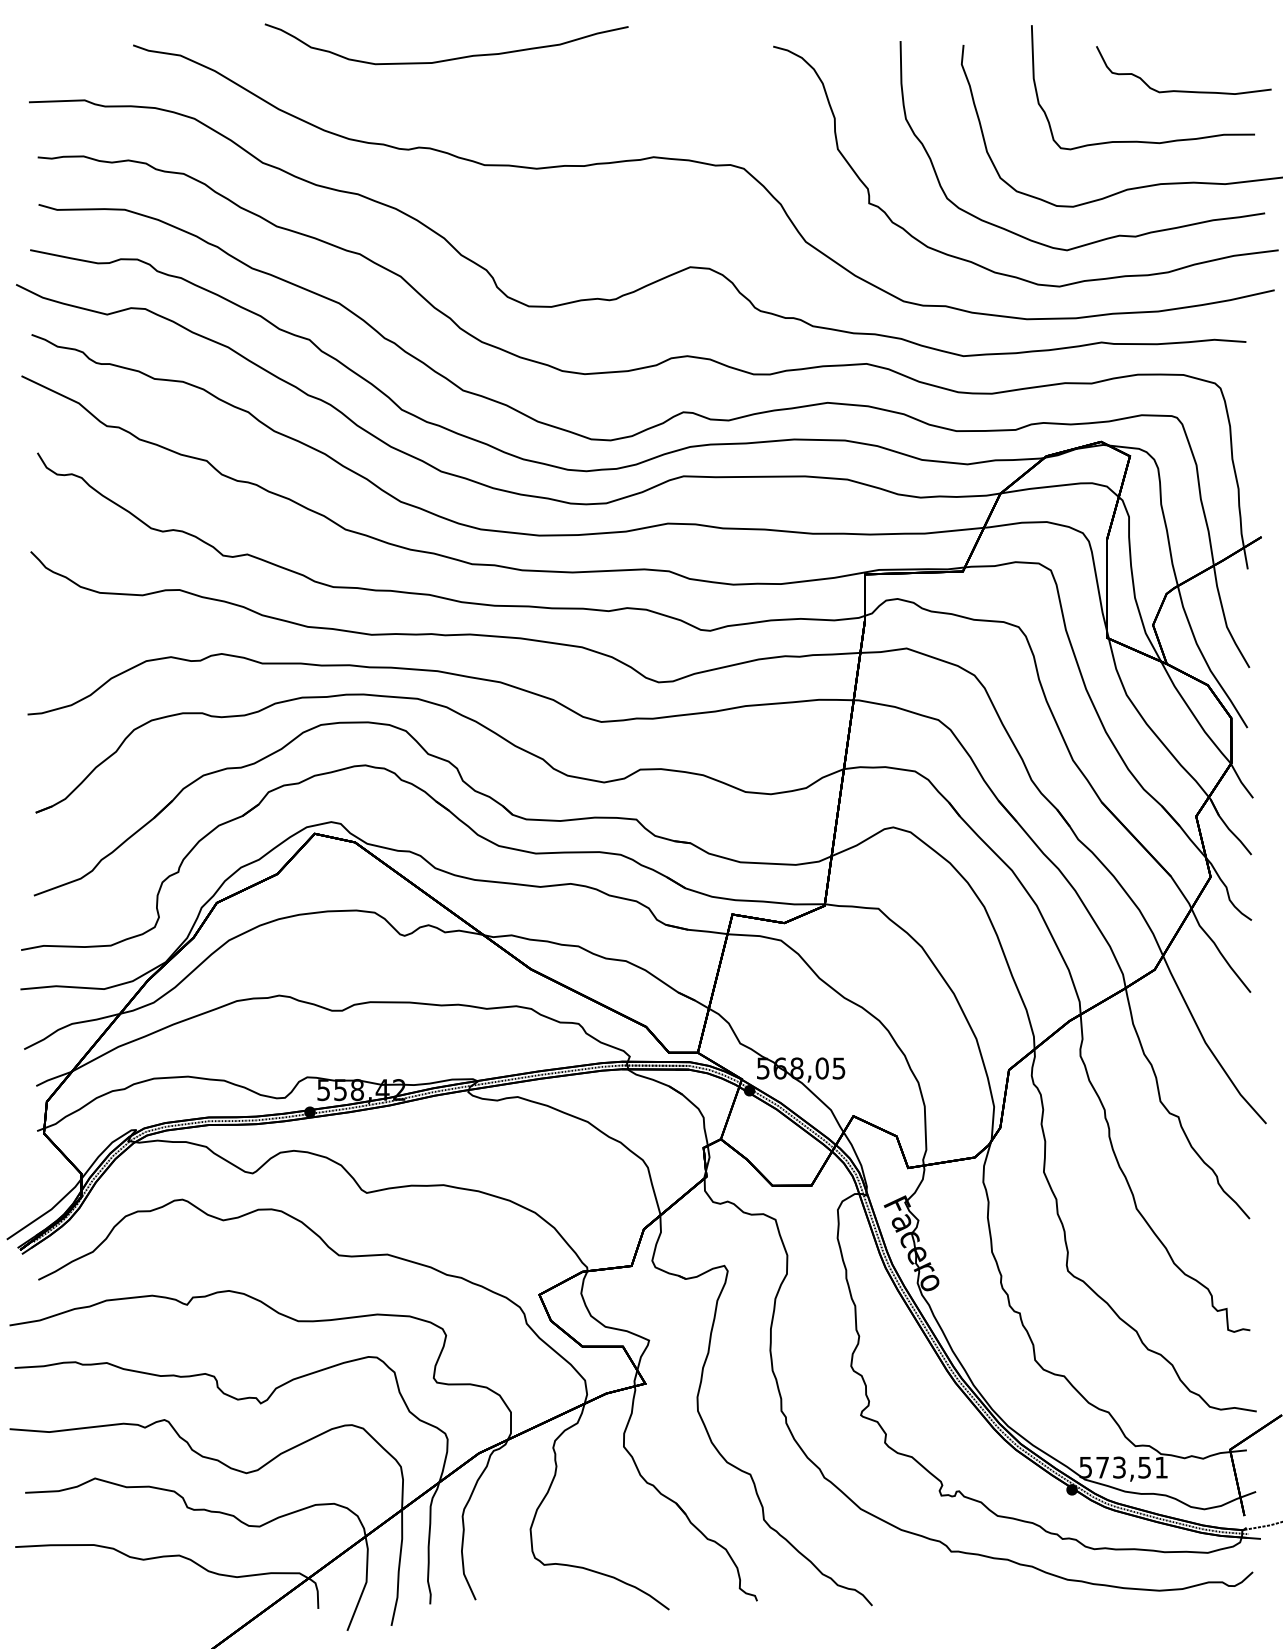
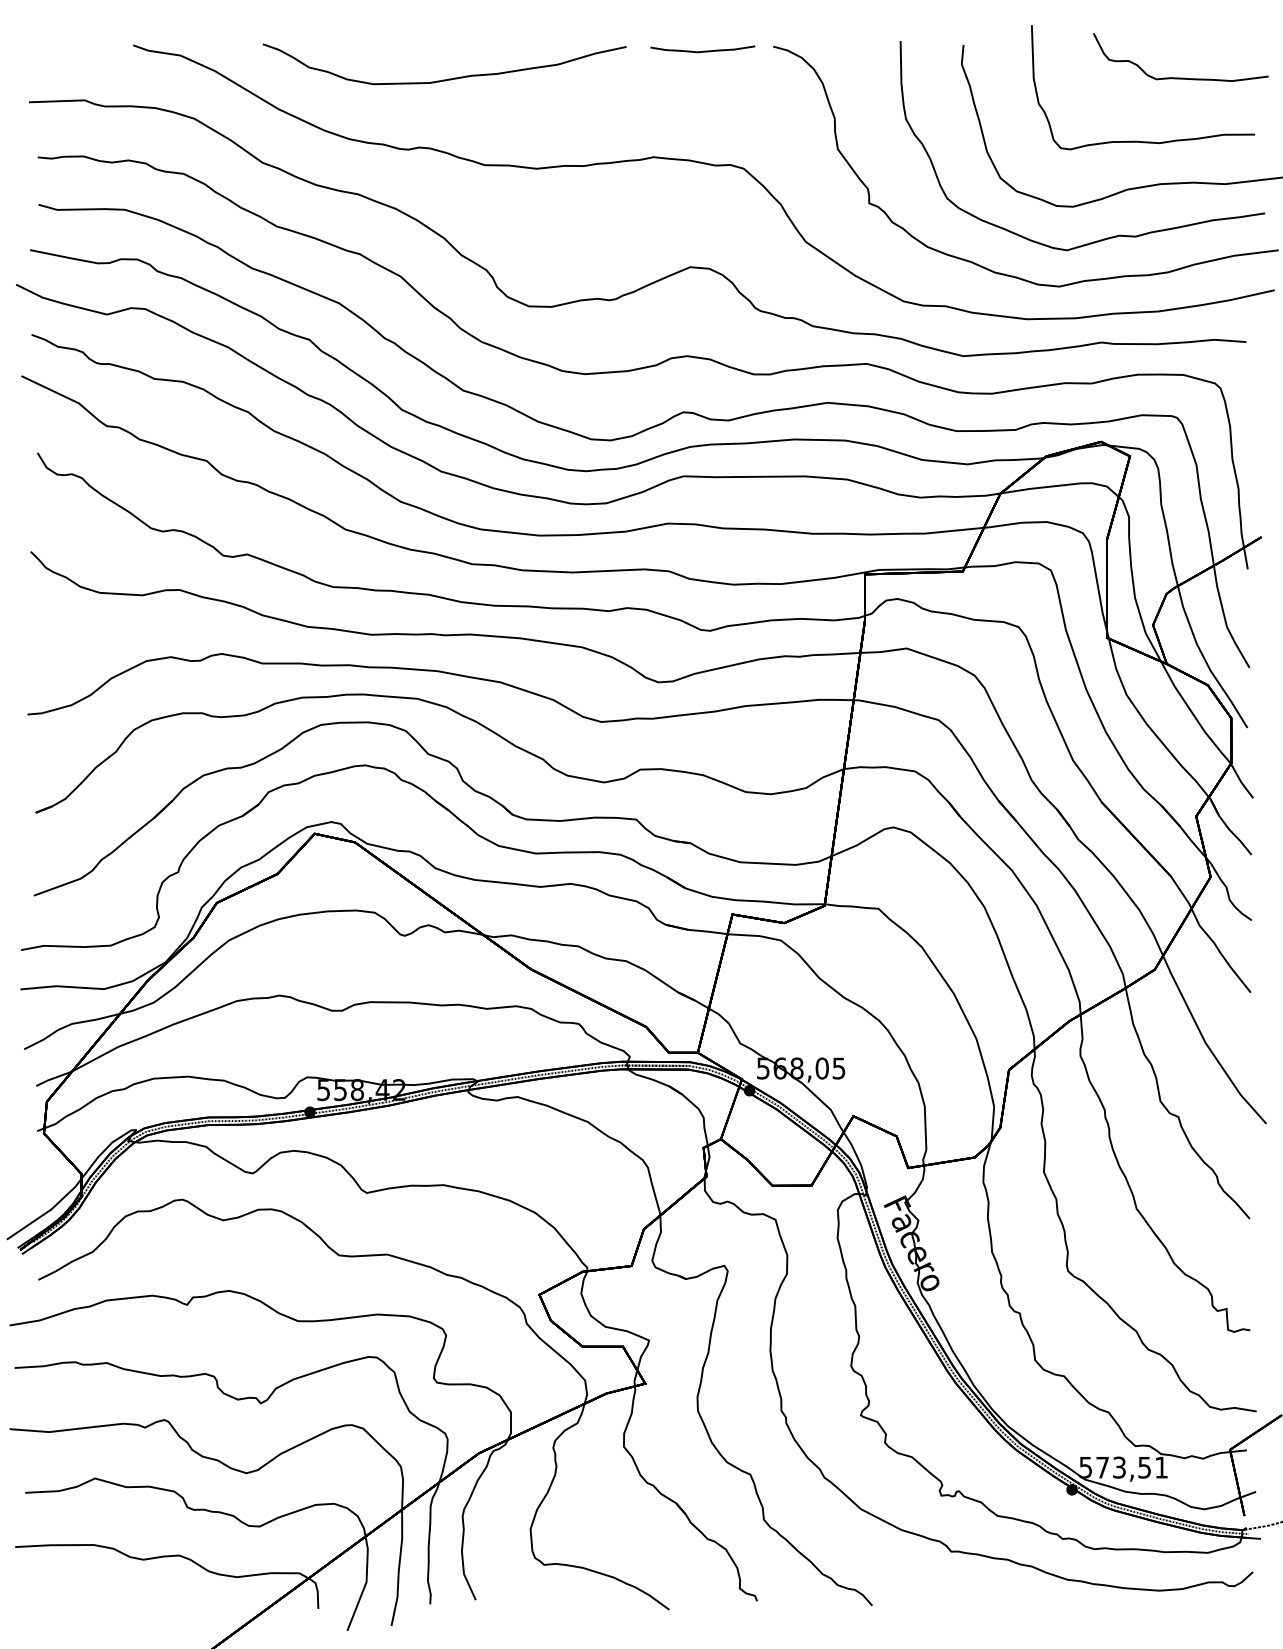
curve: none -> present (703, 50)
curve position: (450, 58) -> (448, 78) (448, 78)
curve position: (1183, 90) -> (1180, 77) (1180, 77)
